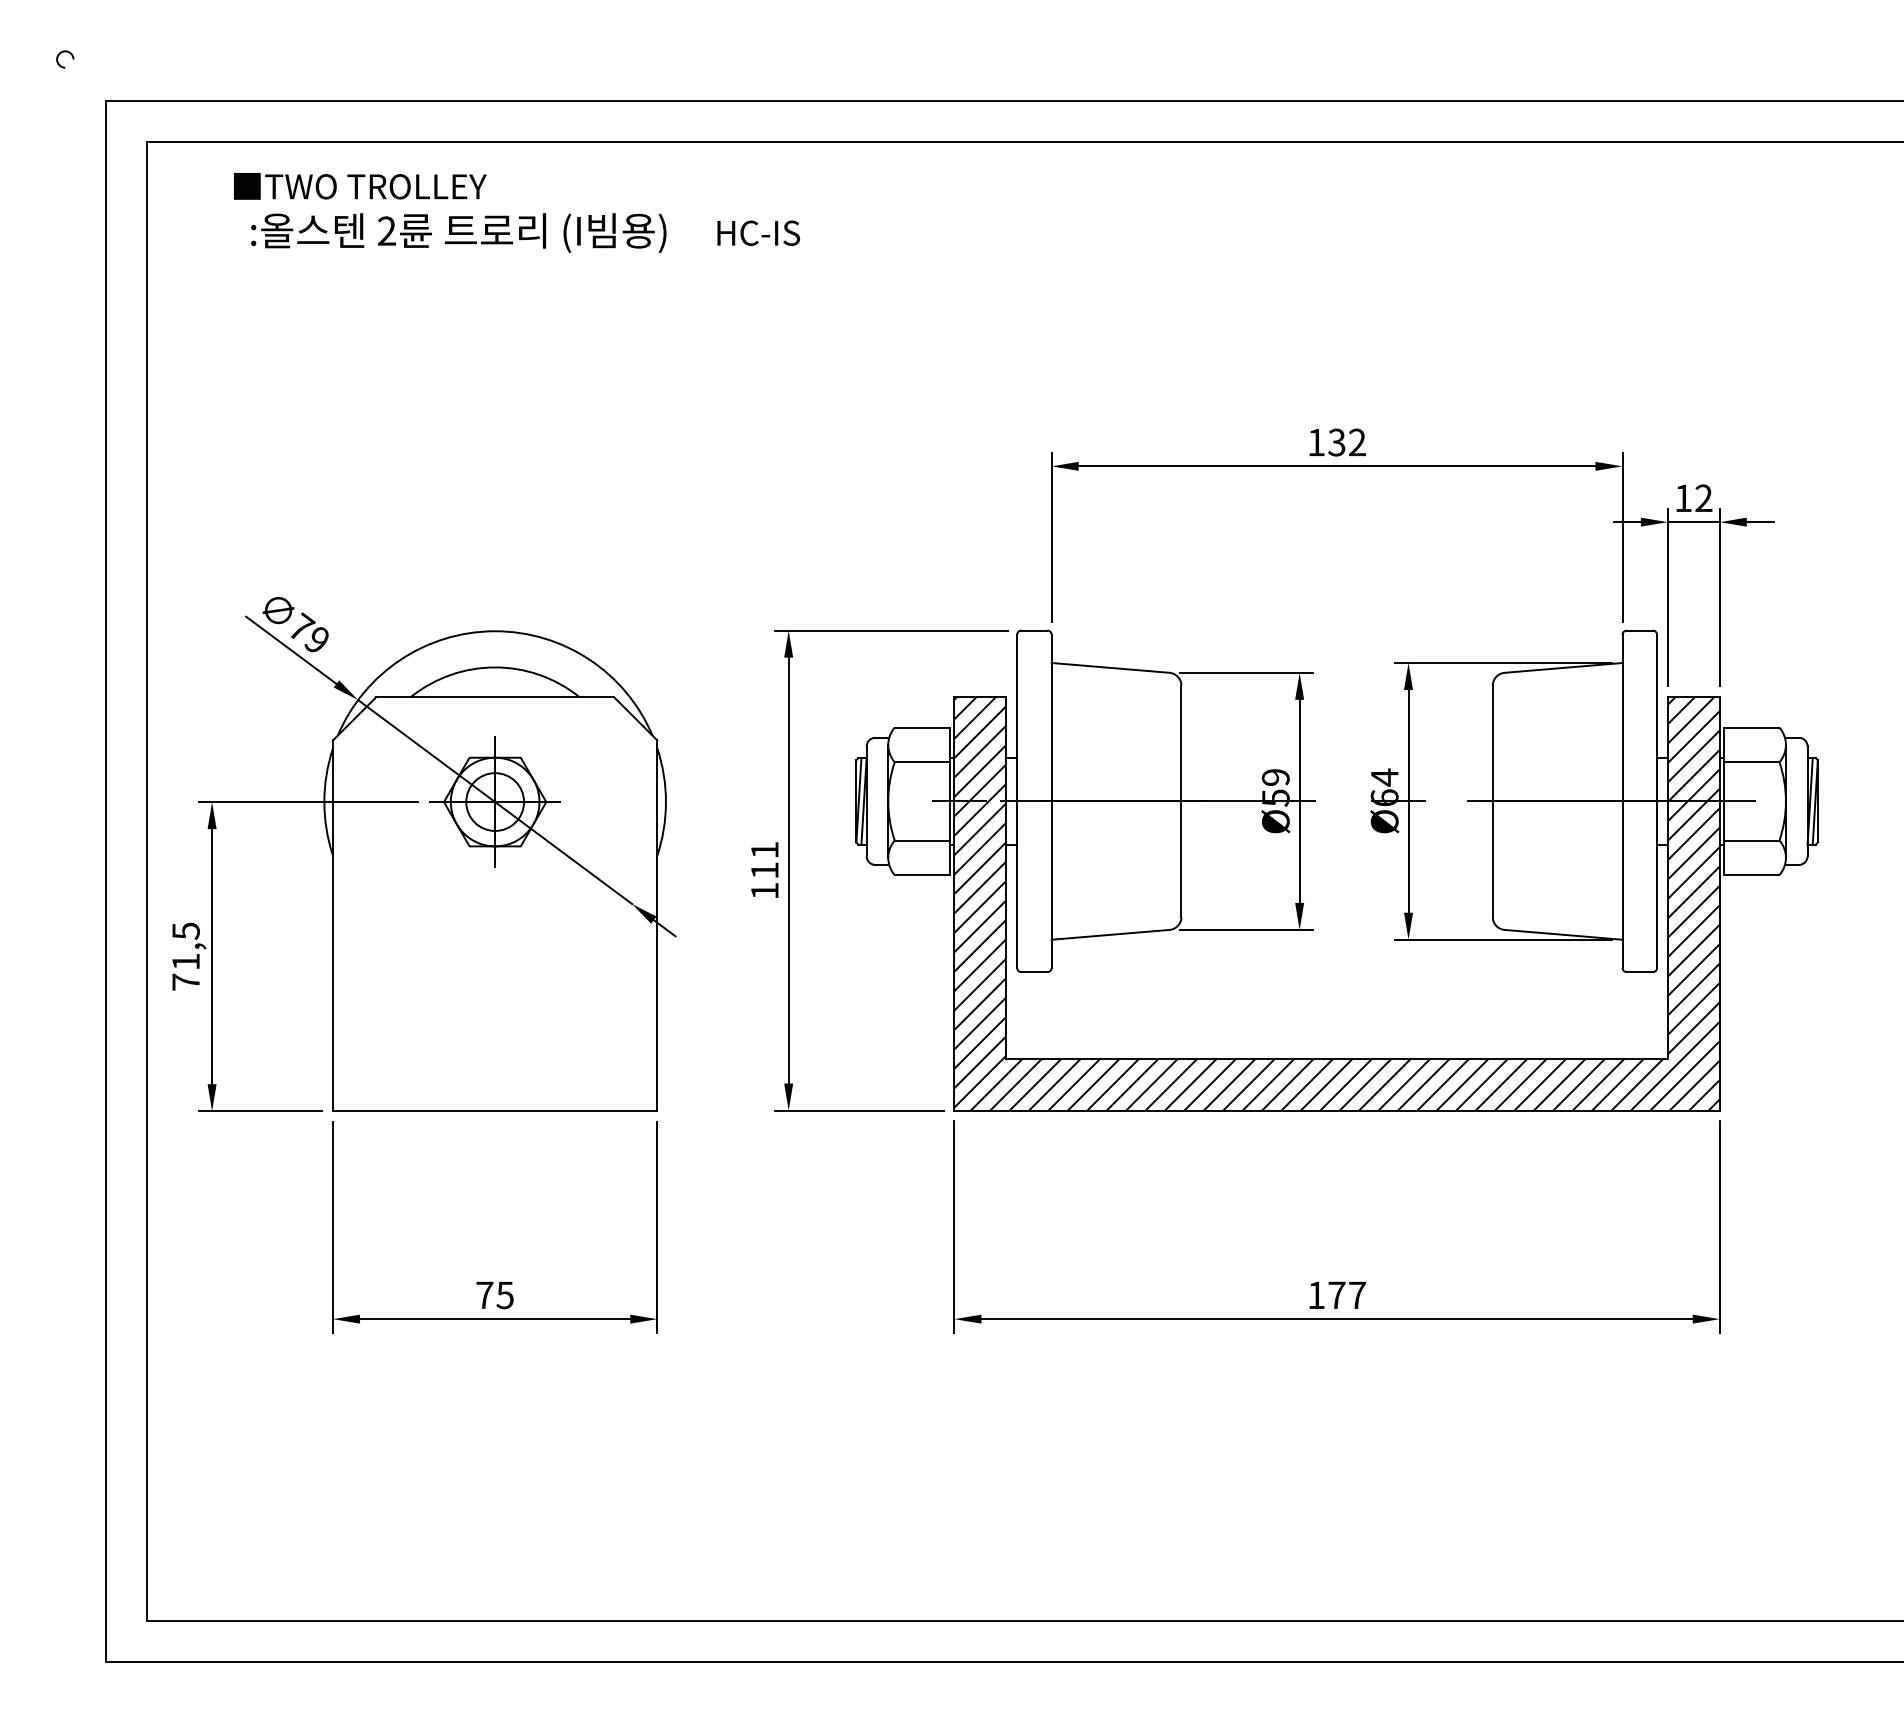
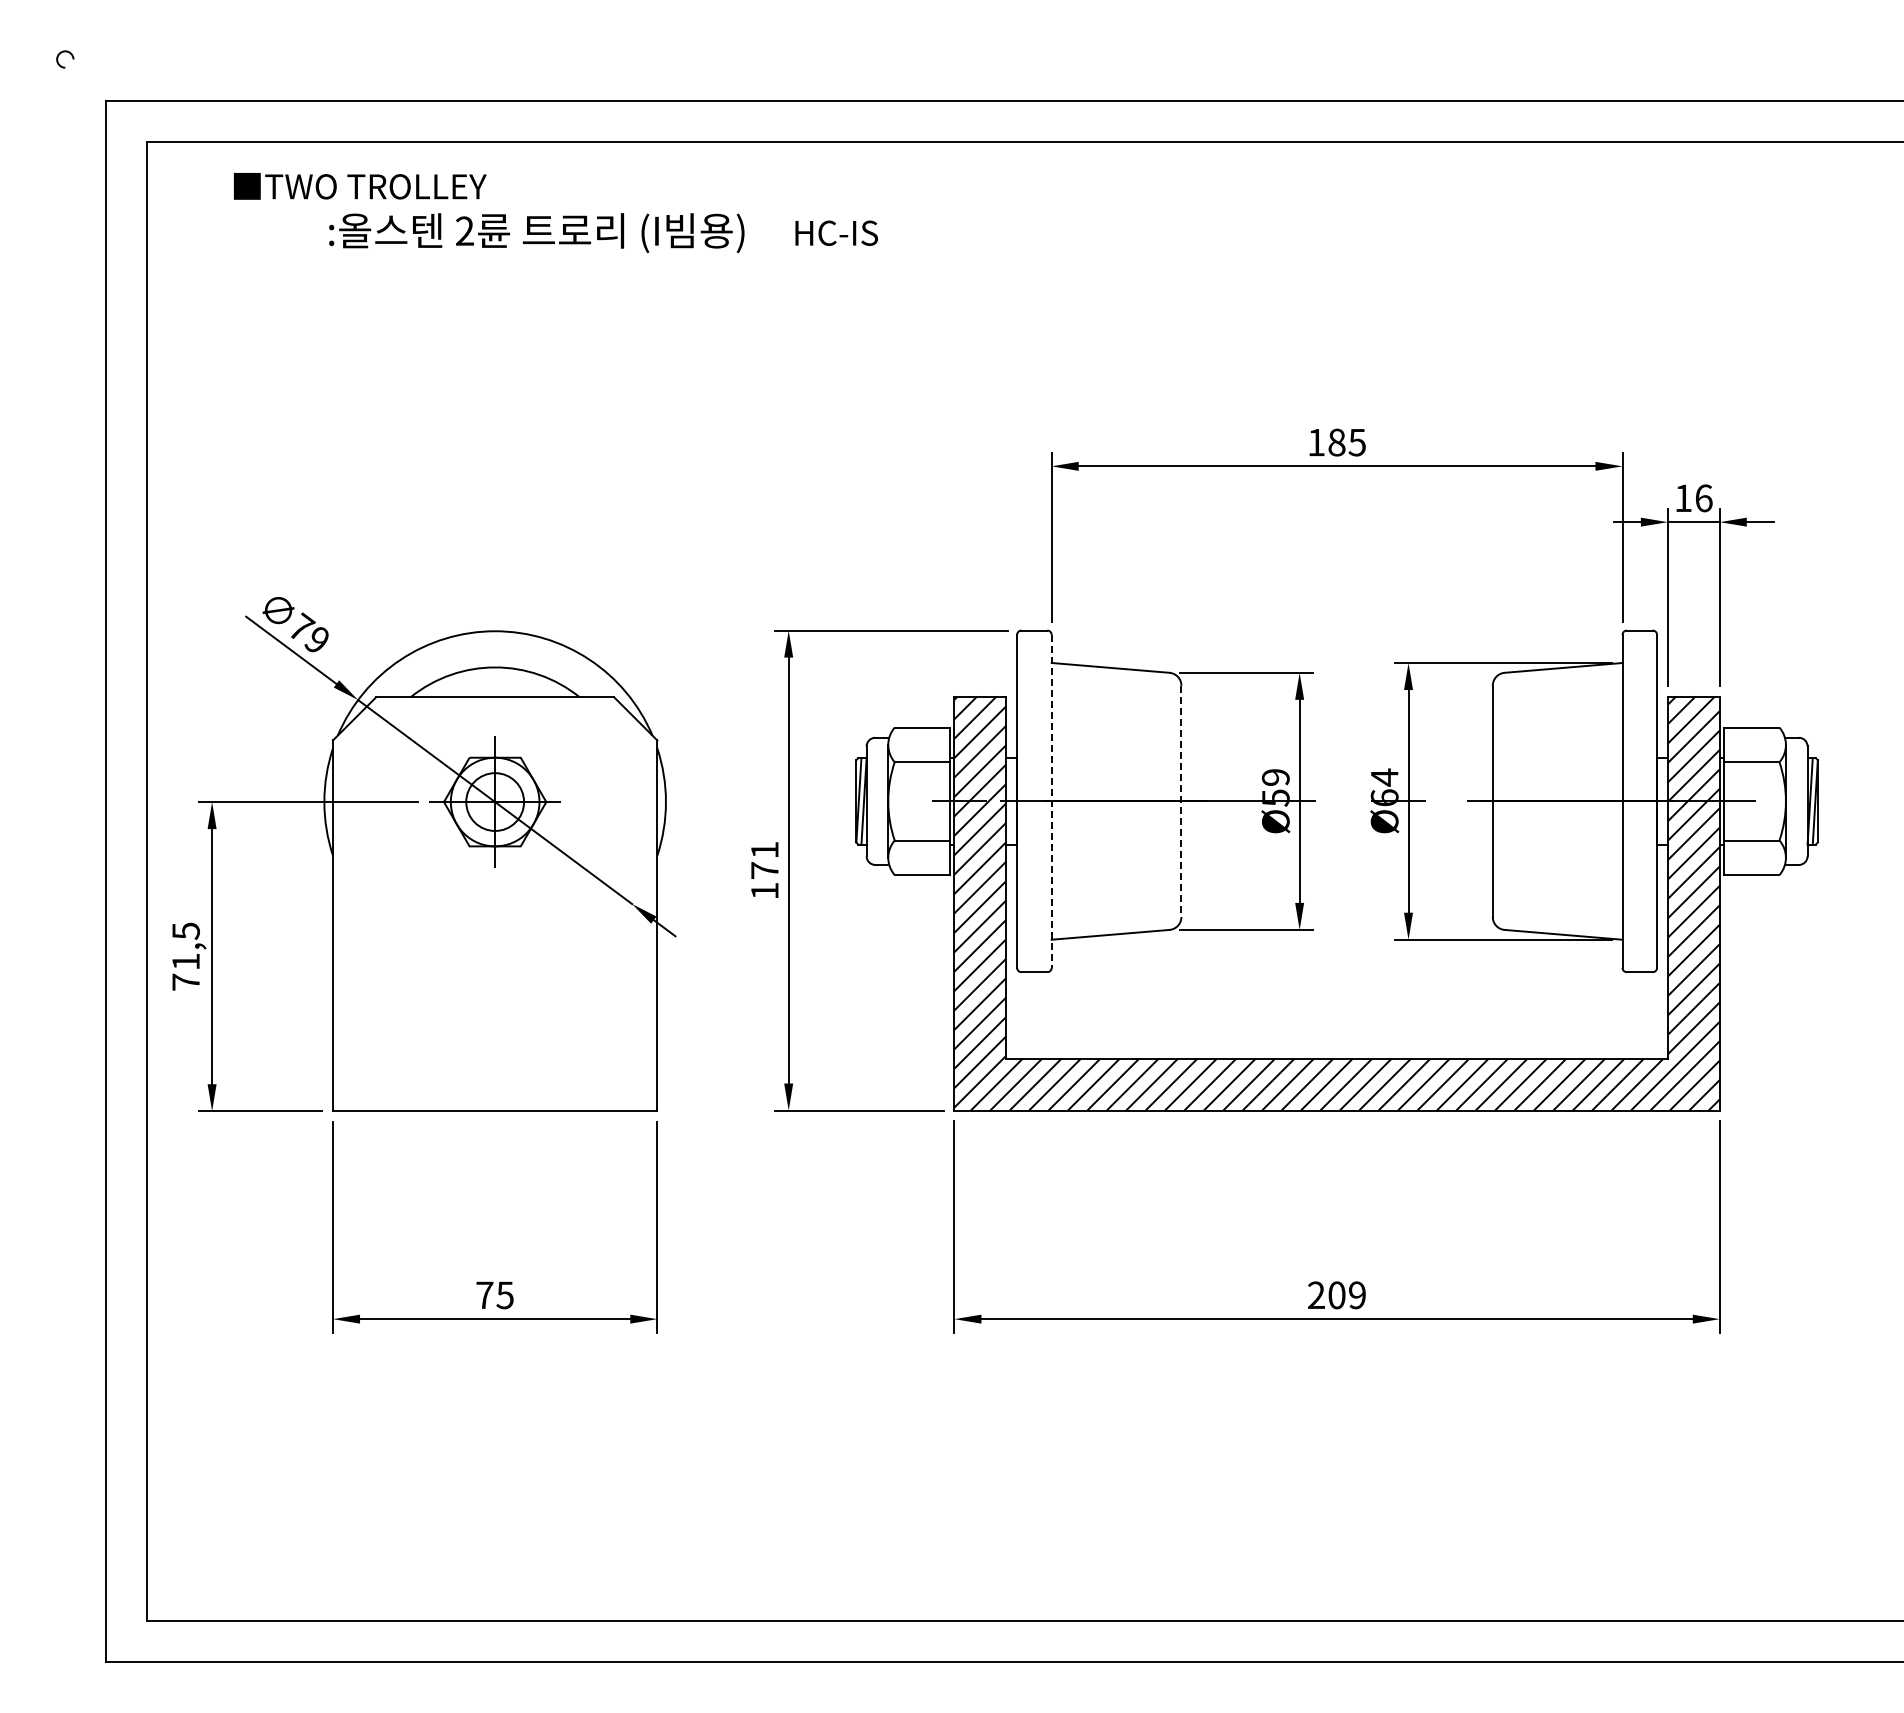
text position: (525, 233) -> (603, 233) (603, 233)
text: 132 -> 185 (1346, 442)
text: 12 -> 16 (1703, 498)
line: solid -> dashed (1051, 801)
line: solid -> dashed (1181, 801)
text: 111 -> 171 (764, 870)
text: 177 -> 209 (1336, 1295)
